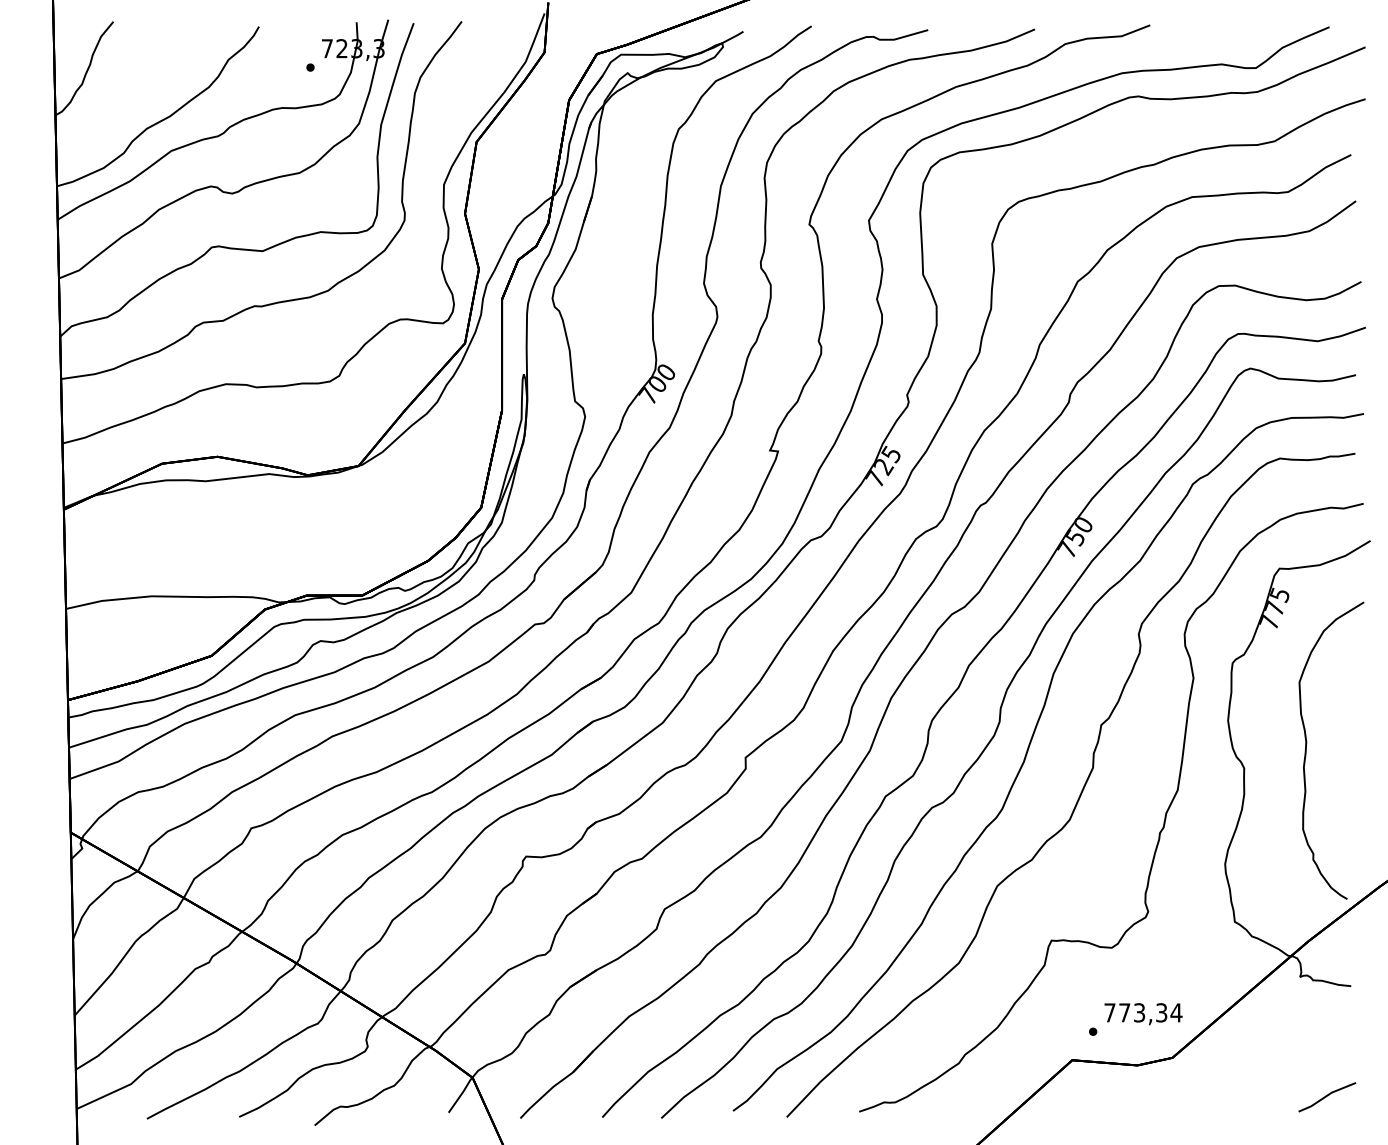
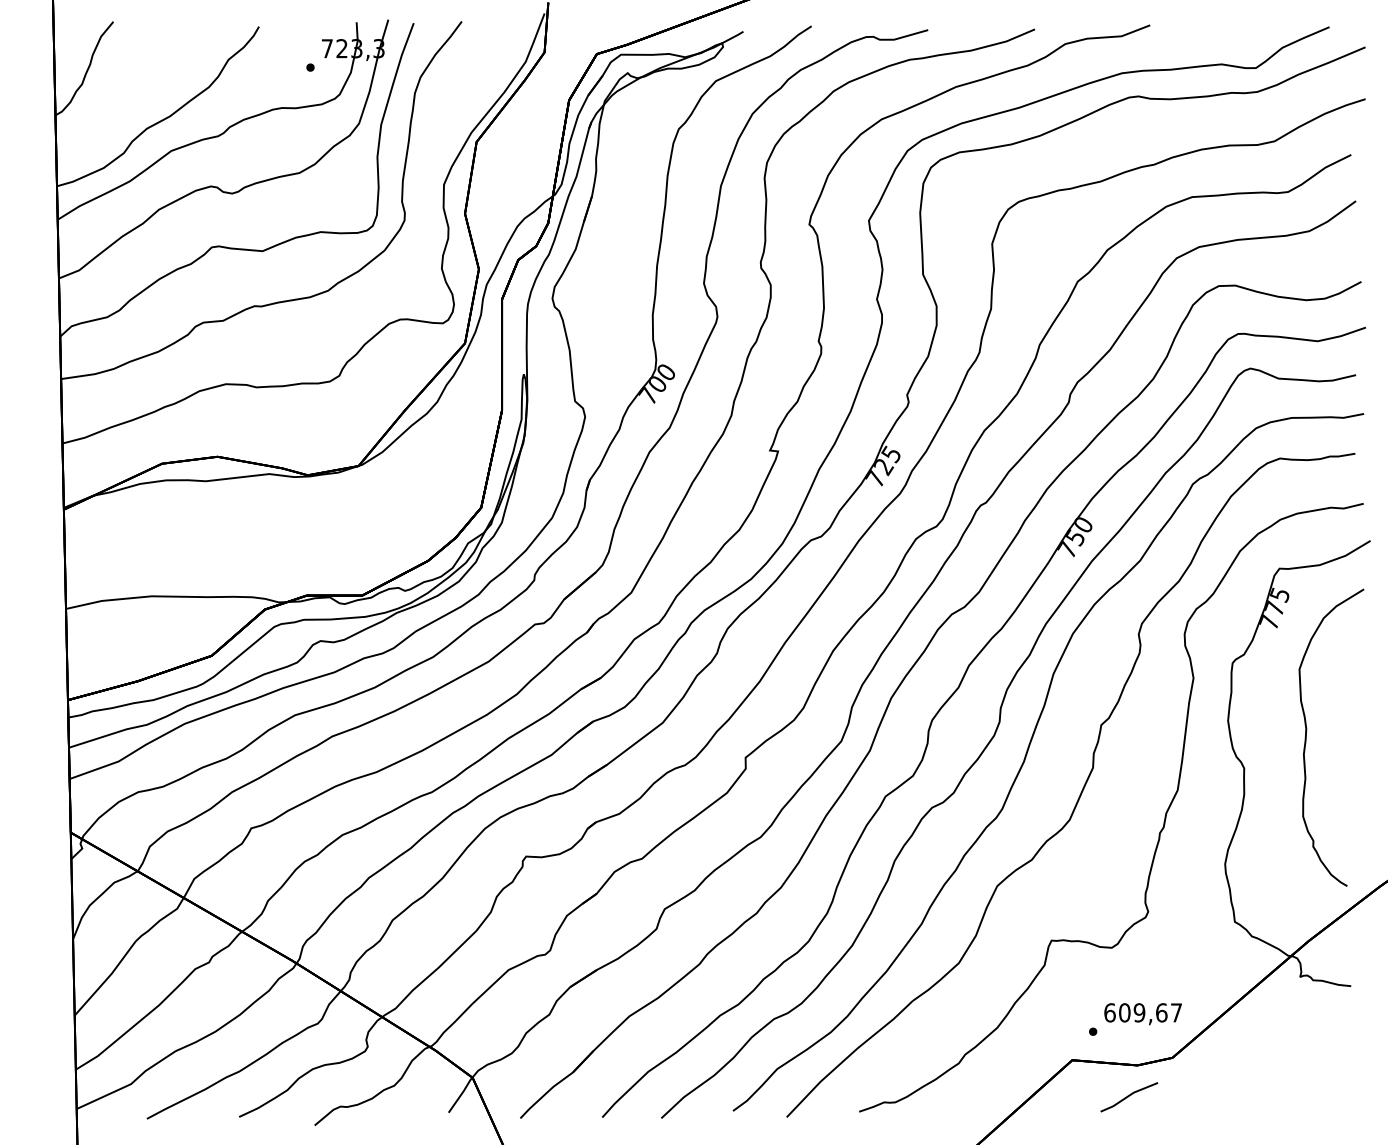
curve position: (1307, 743) -> (1307, 730) (1307, 730)
text: 773,34 -> 609,67 (1143, 1012)
line position: (1327, 1096) -> (1129, 1096) (1129, 1096)
